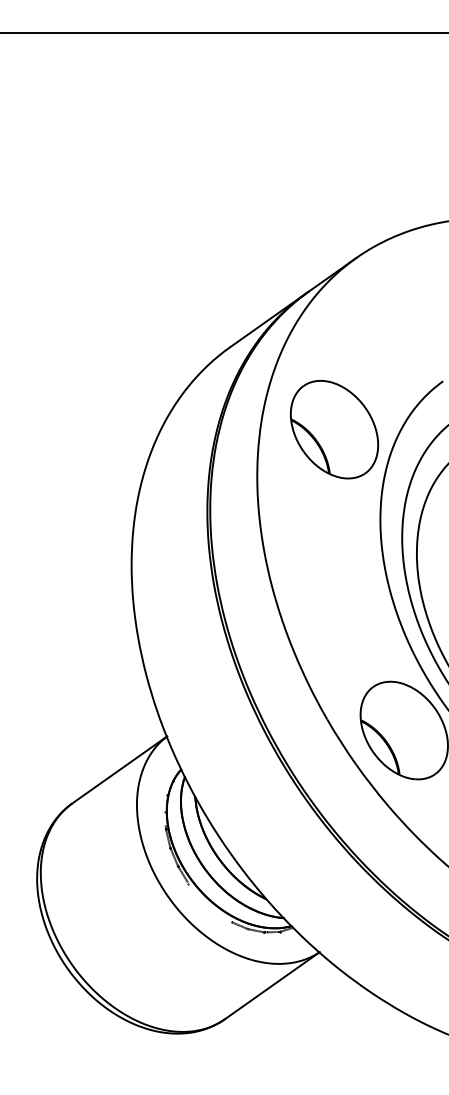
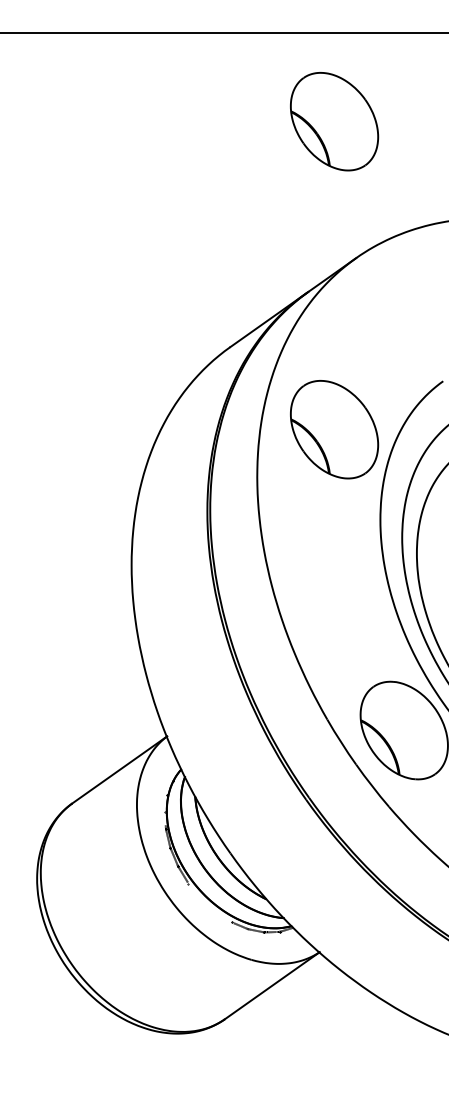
part: none -> present (334, 121)
